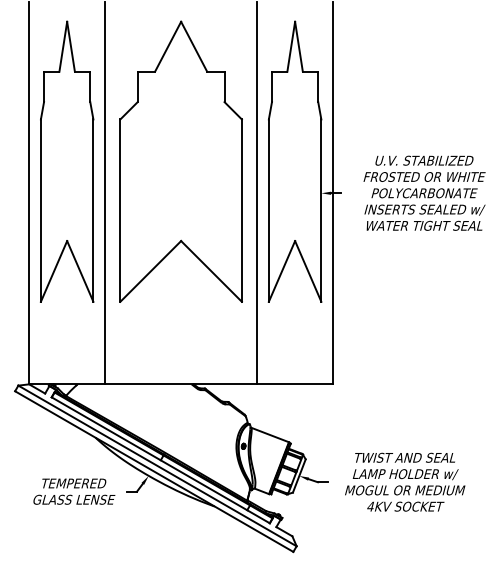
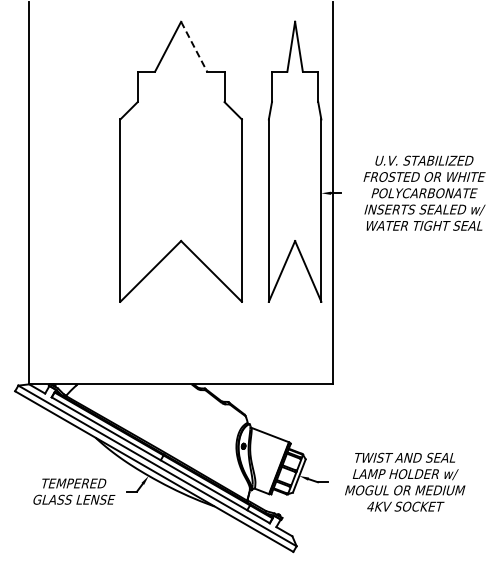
line: solid -> dashed (194, 47)
part: present -> none (67, 161)
line: present -> none (105, 193)
line: present -> none (257, 193)
